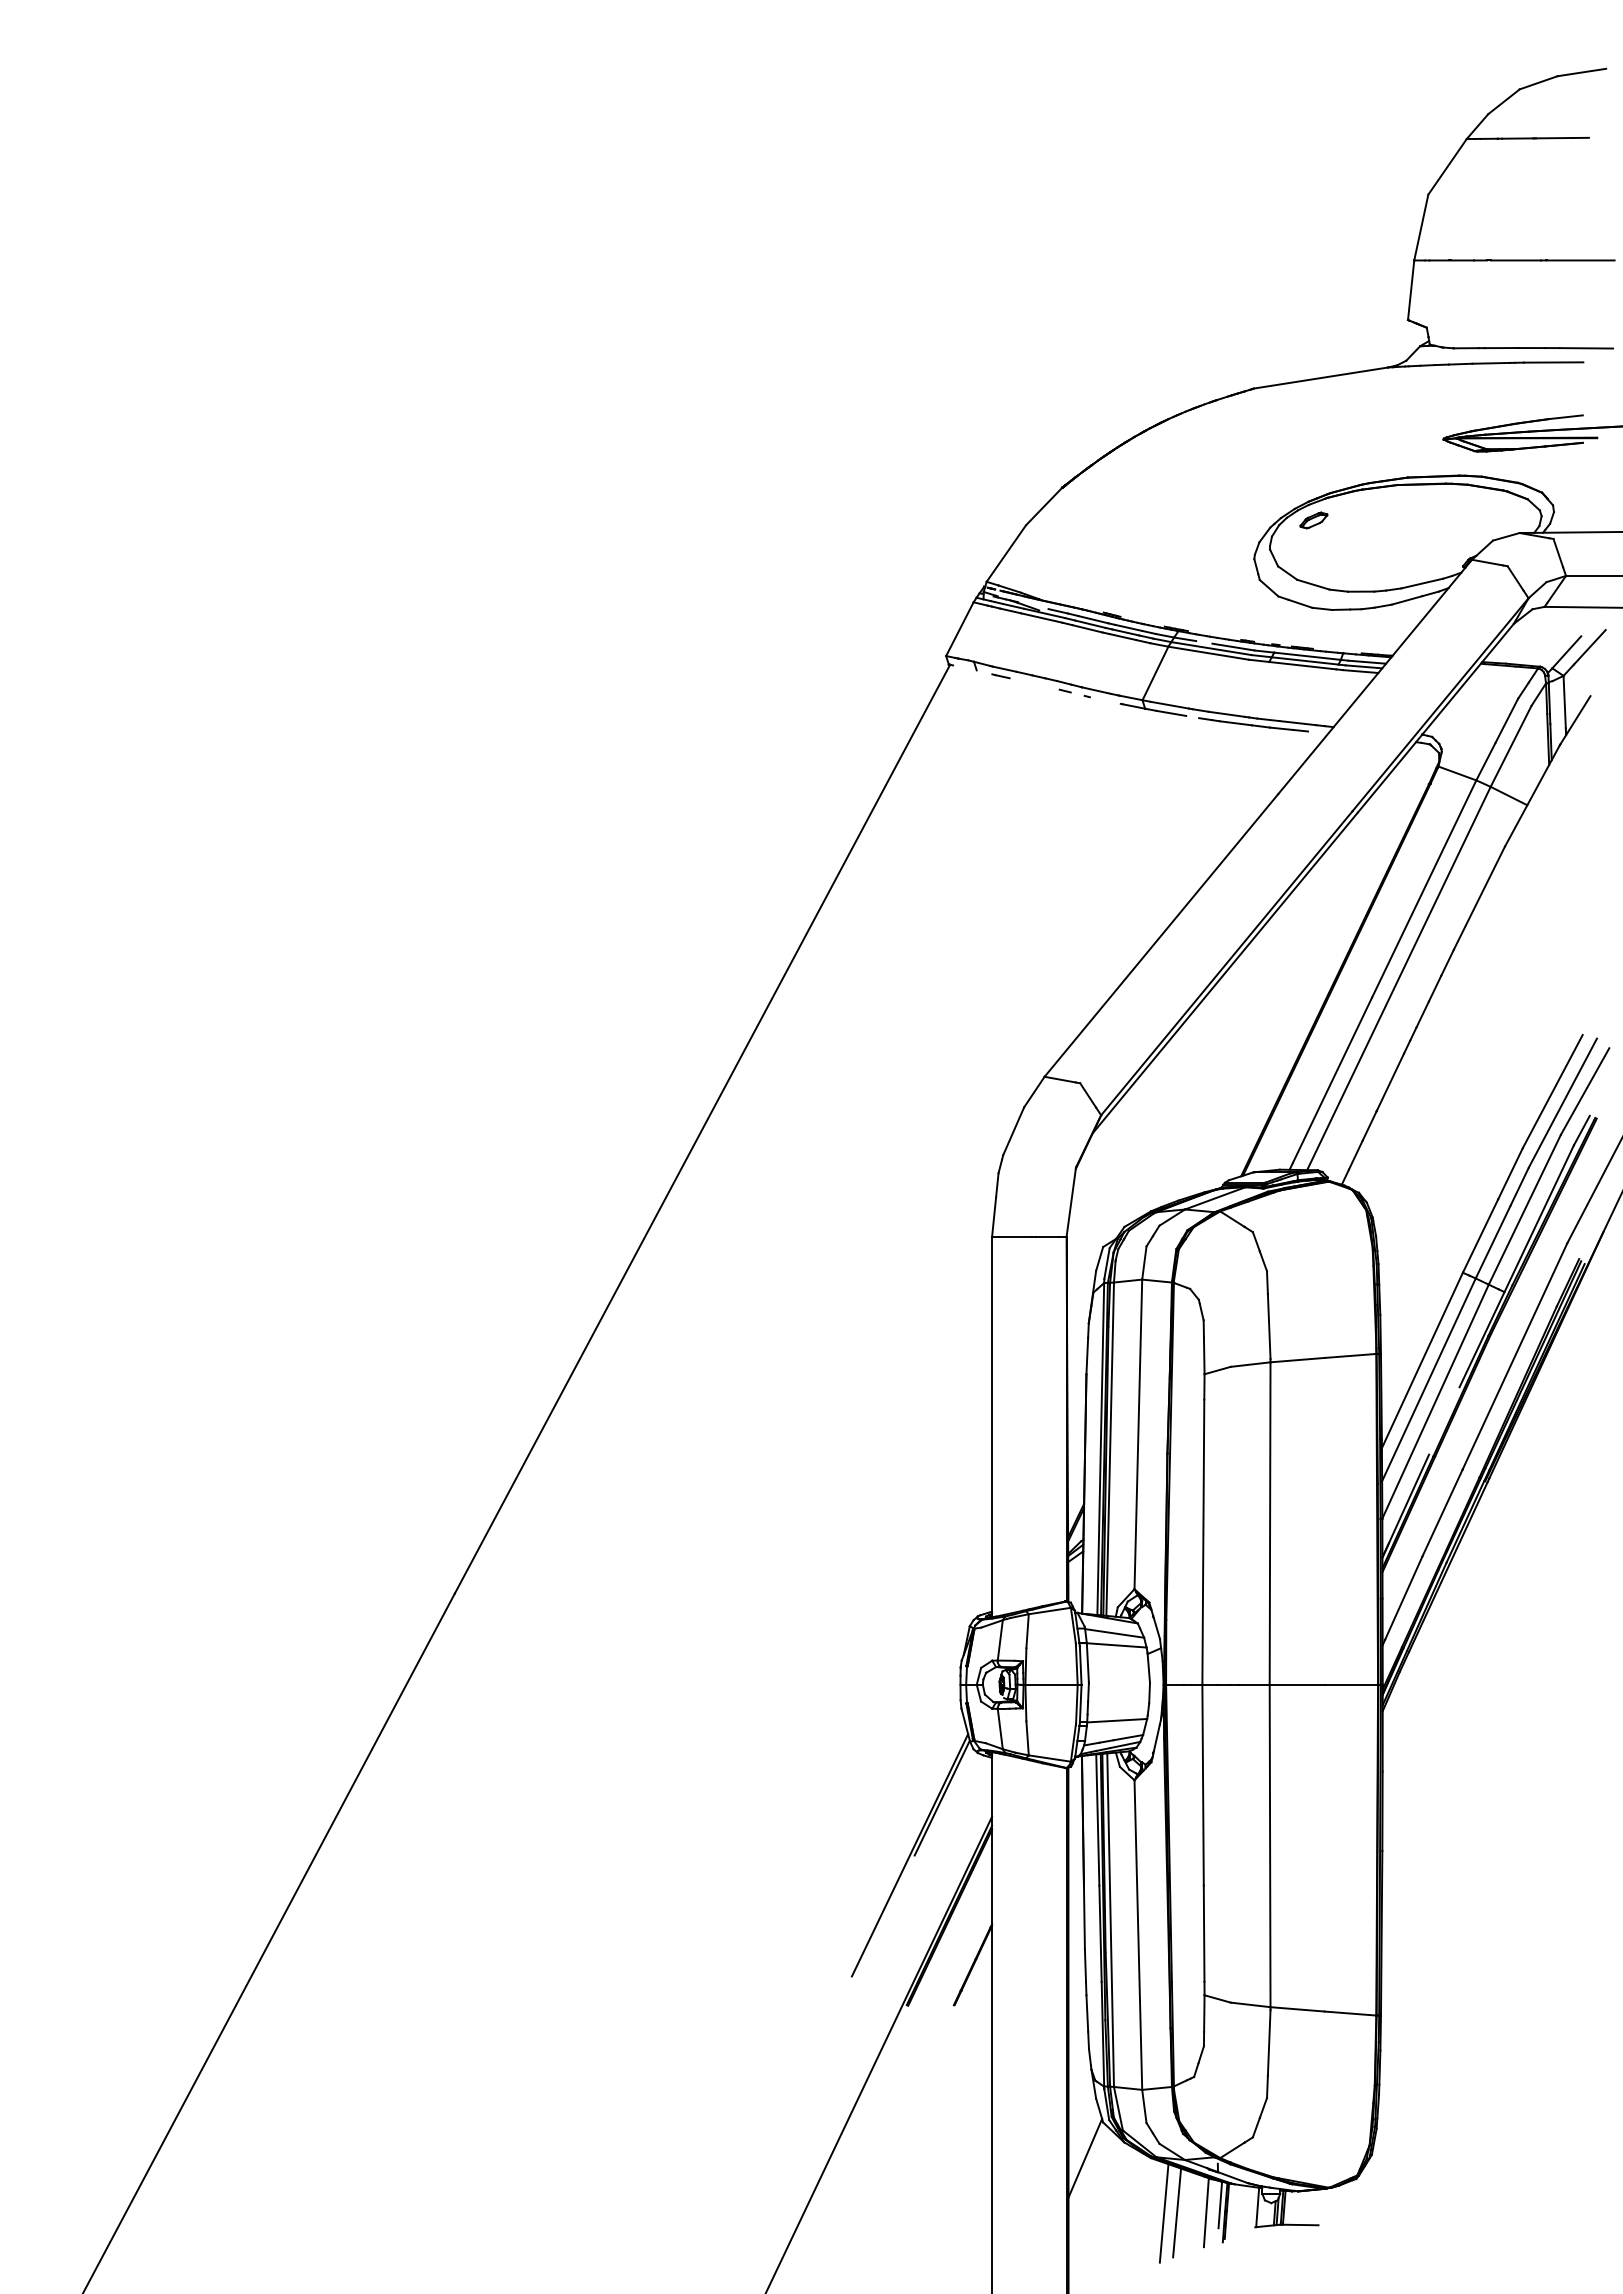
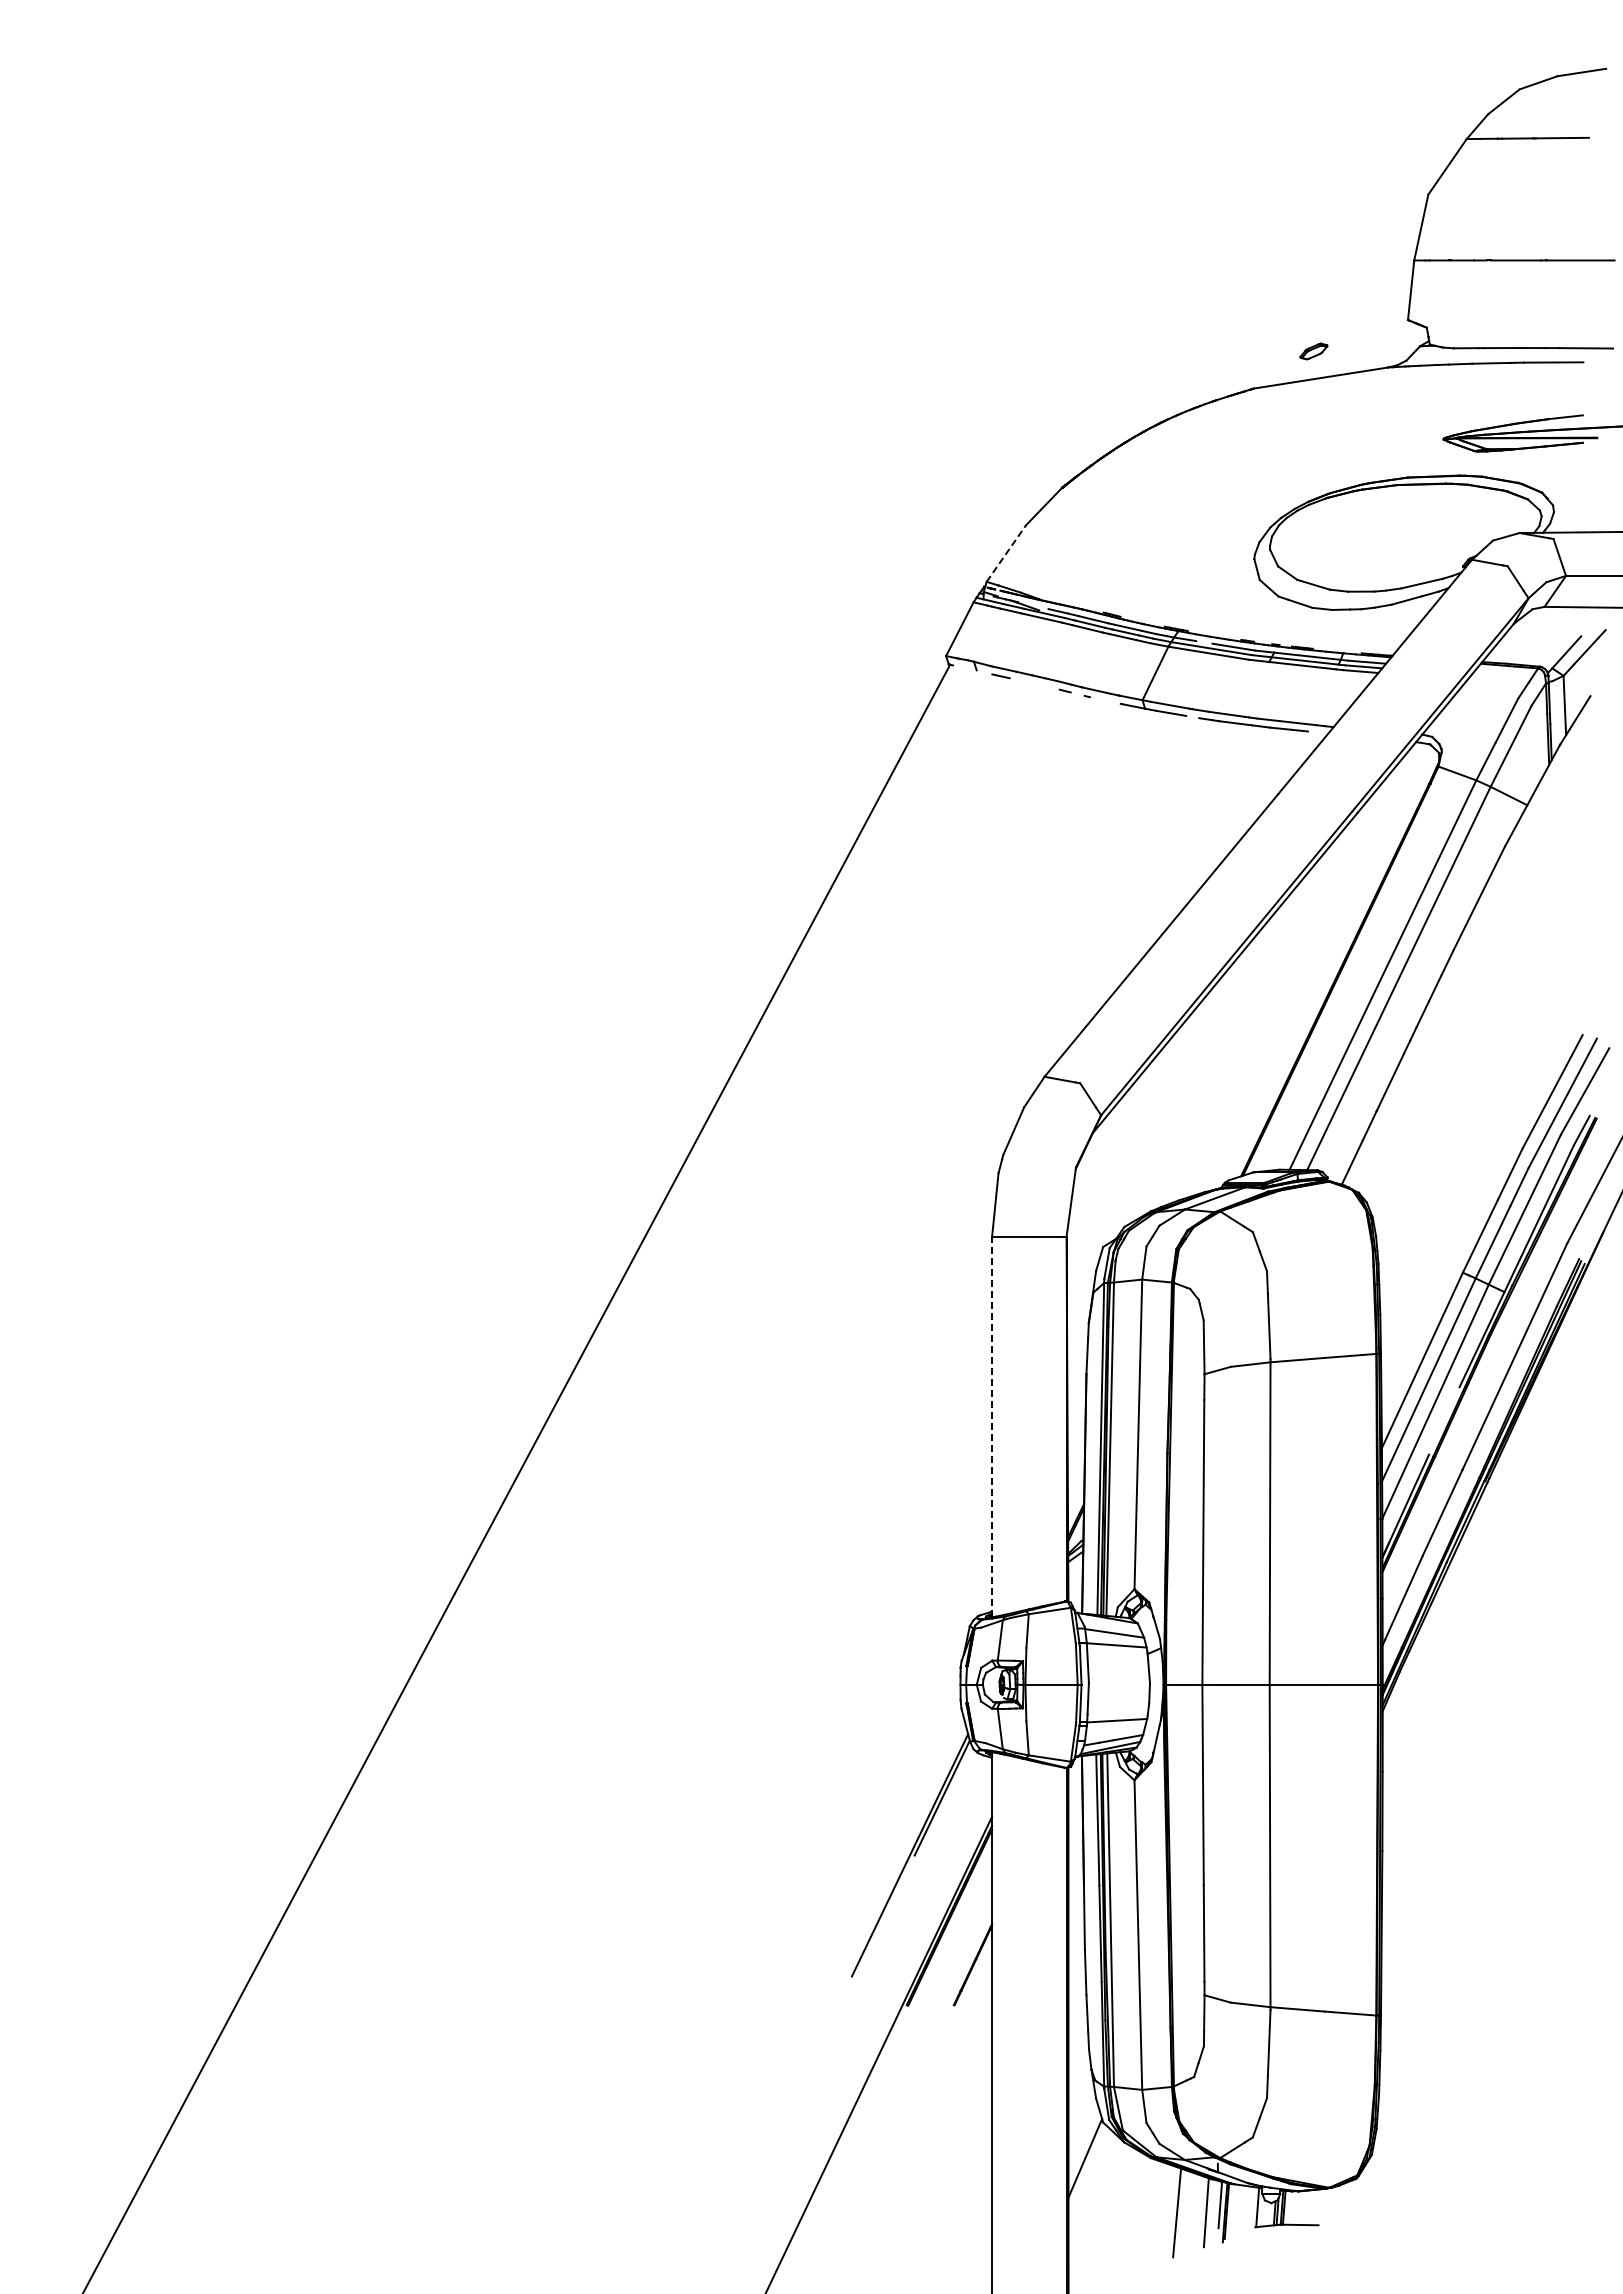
part position: (1313, 520) -> (1313, 351) (1313, 351)
line: solid -> dashed (1006, 553)
line: solid -> dashed (992, 1426)
line: present -> none (1163, 2213)
